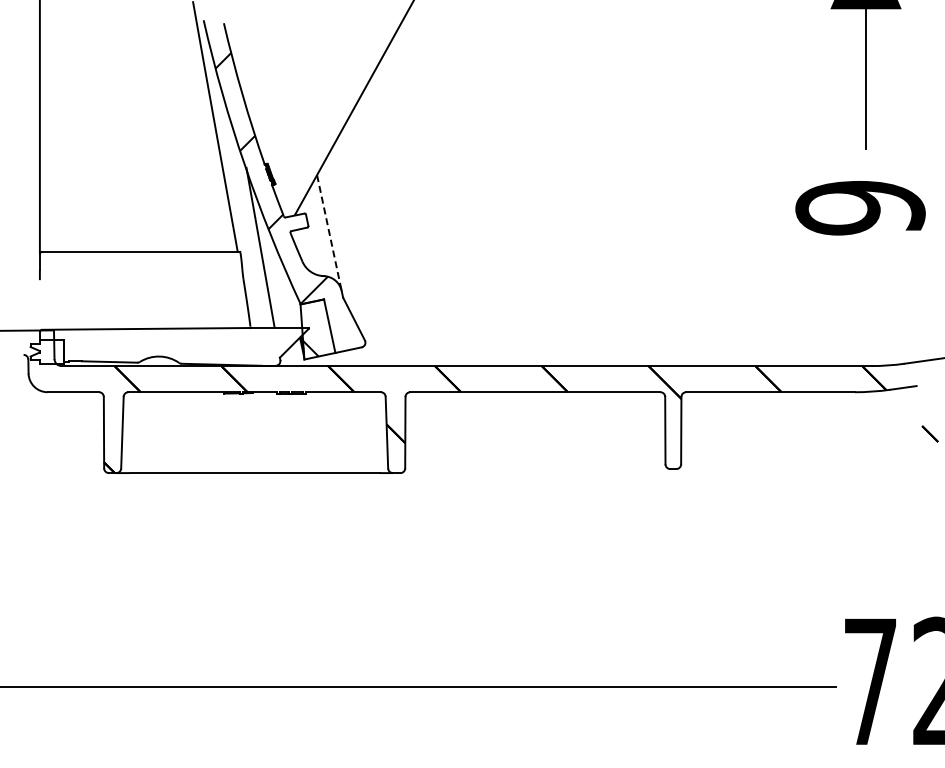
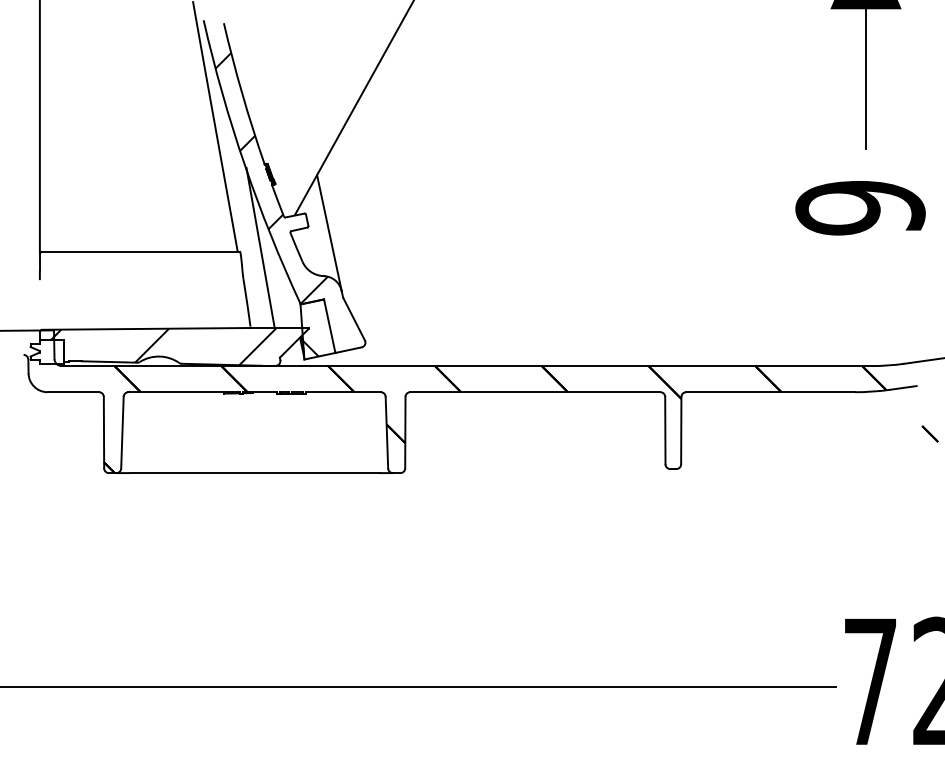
line: dashed -> solid (329, 233)
hatch: none -> present (163, 346)
